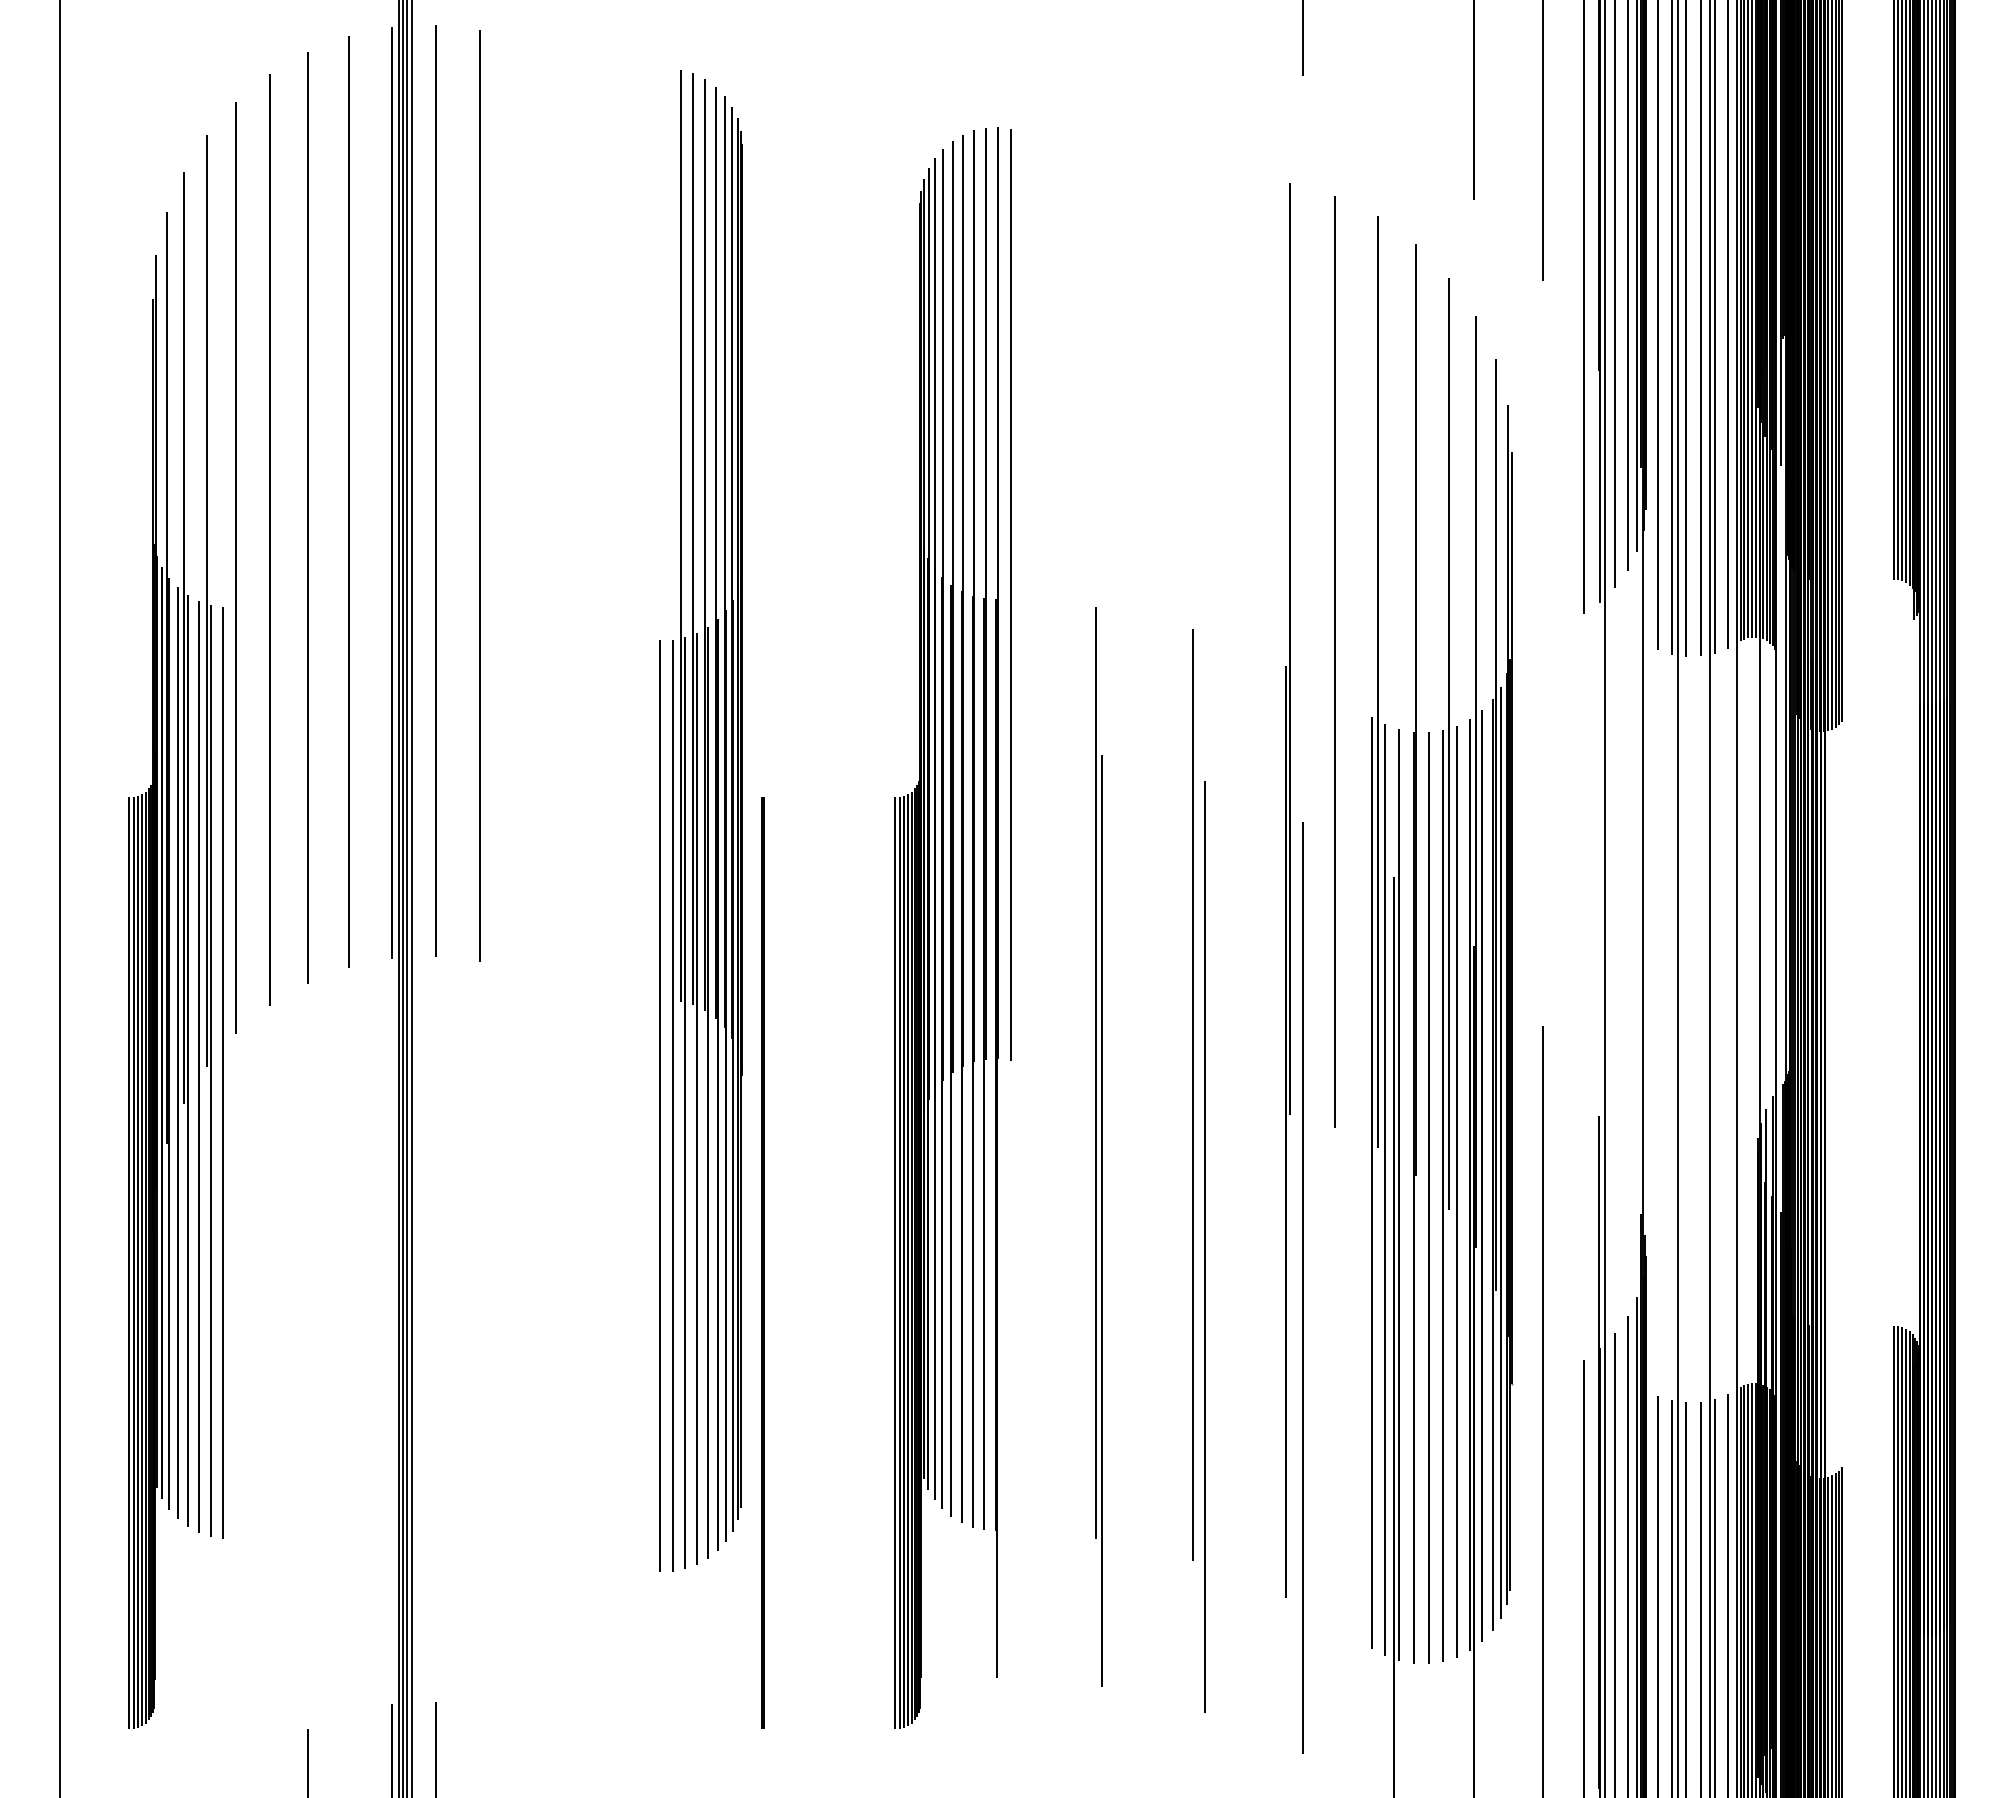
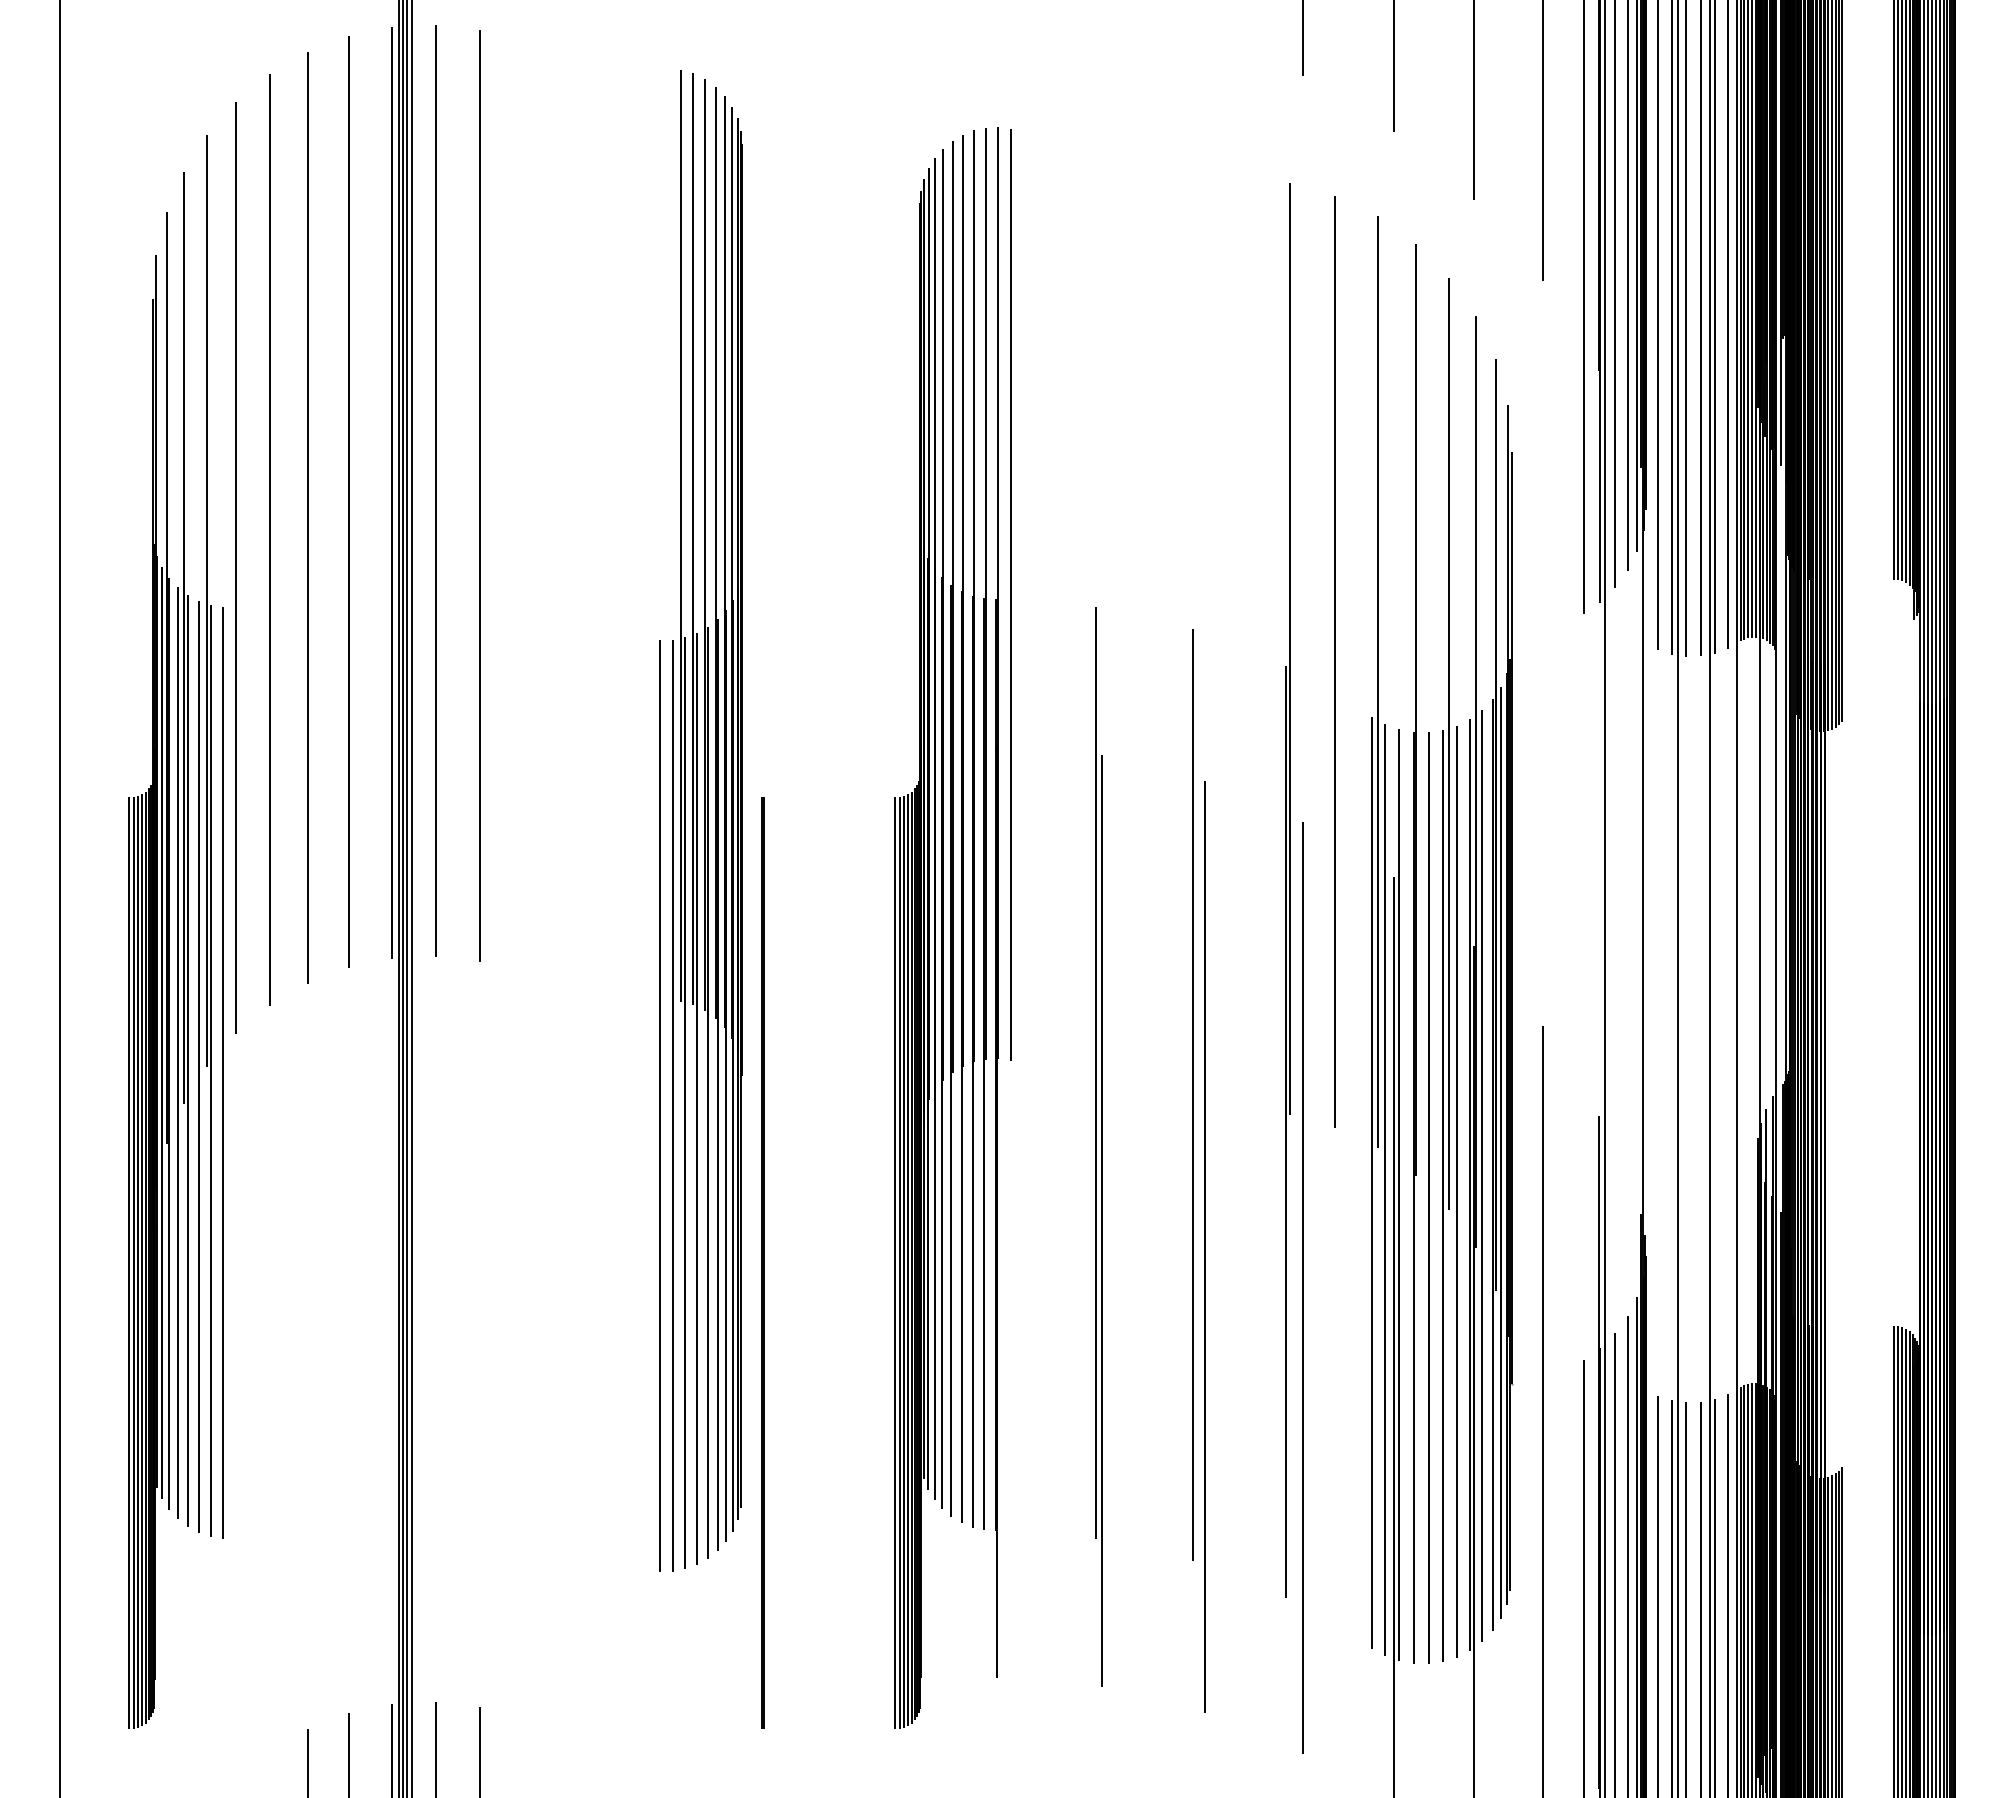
line: none -> present (1393, 66)
line: none -> present (479, 1750)
line: none -> present (349, 1753)
